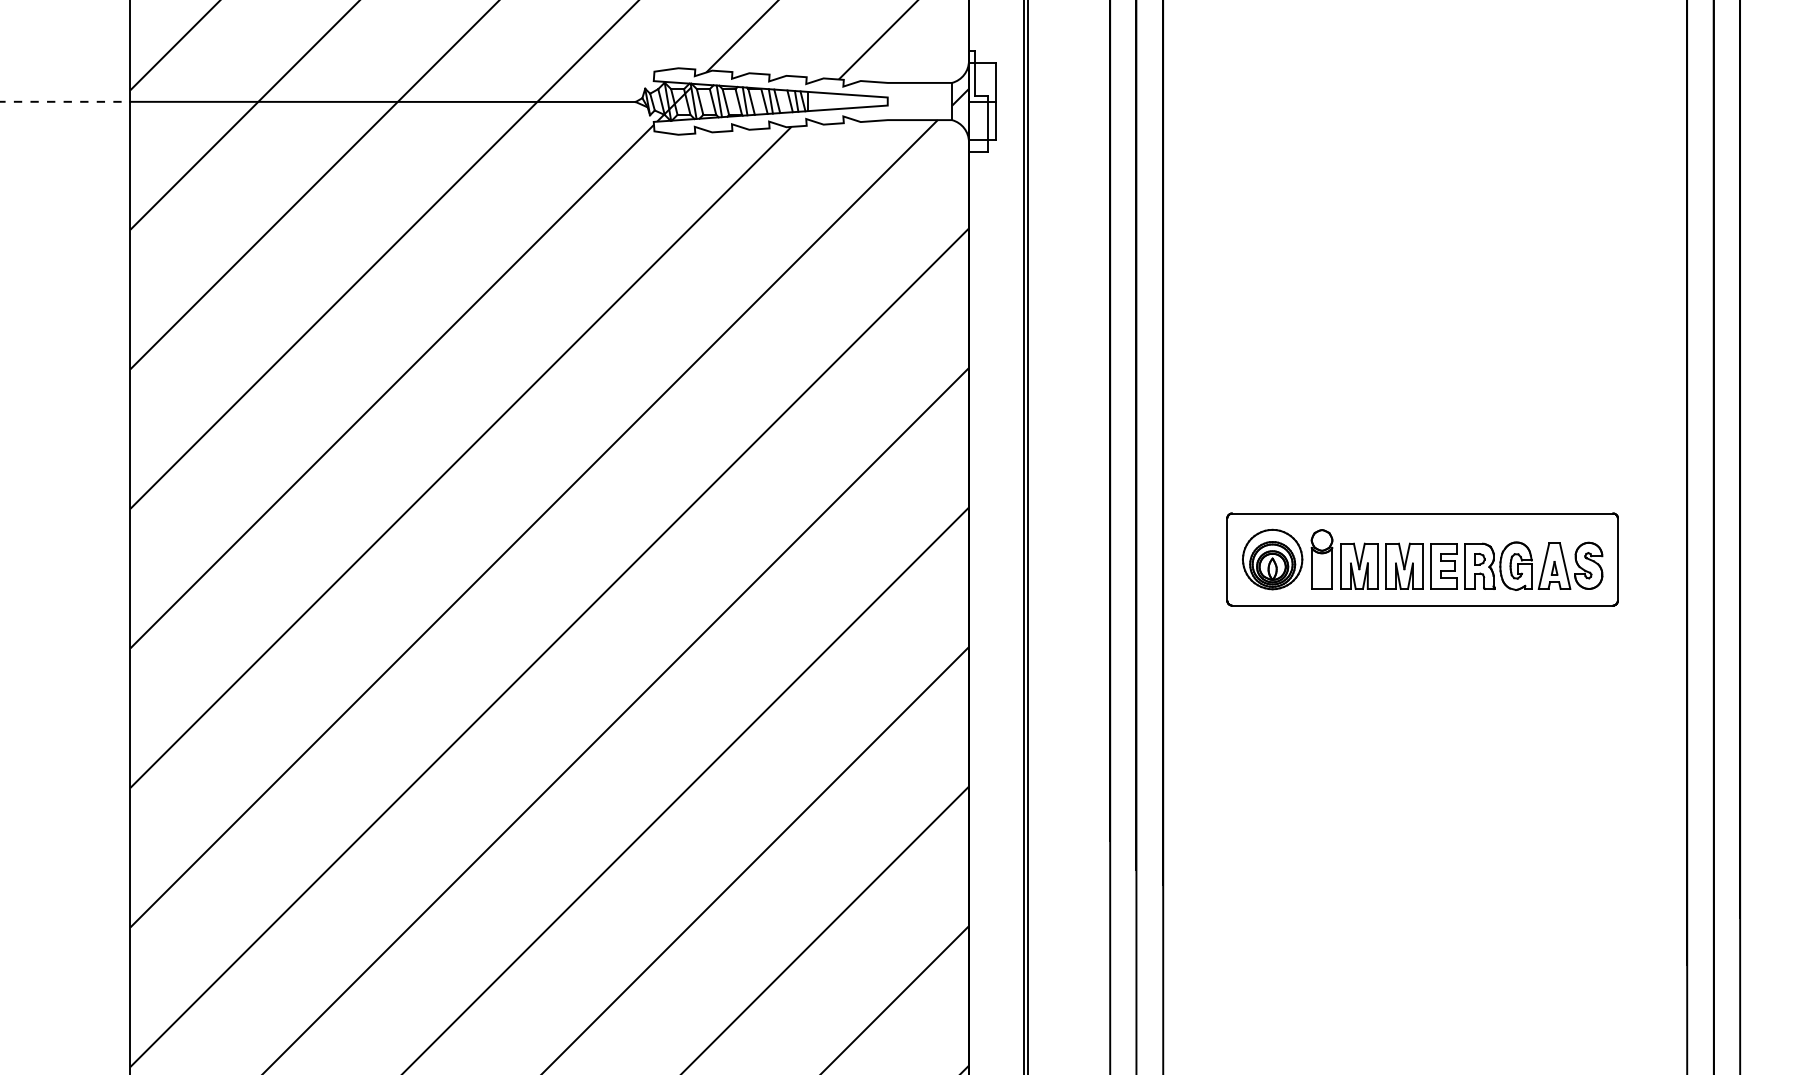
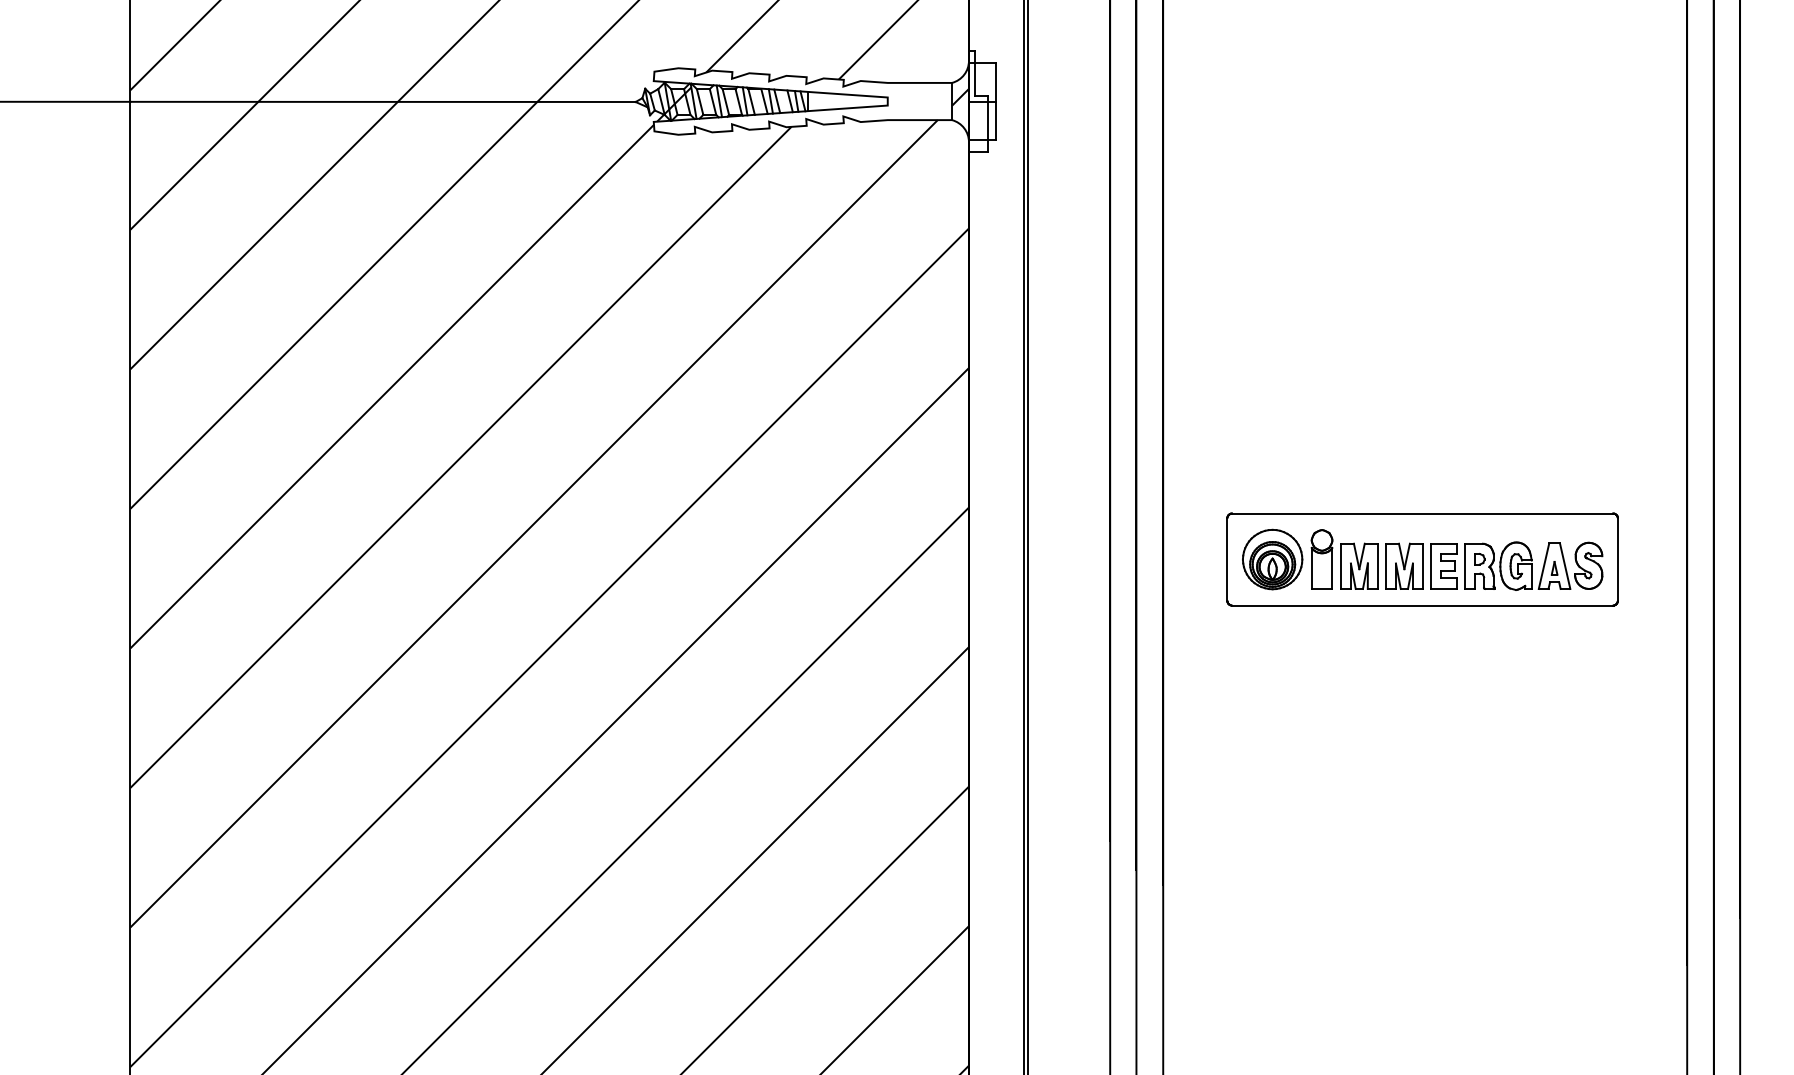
line: dashed -> solid (65, 101)
